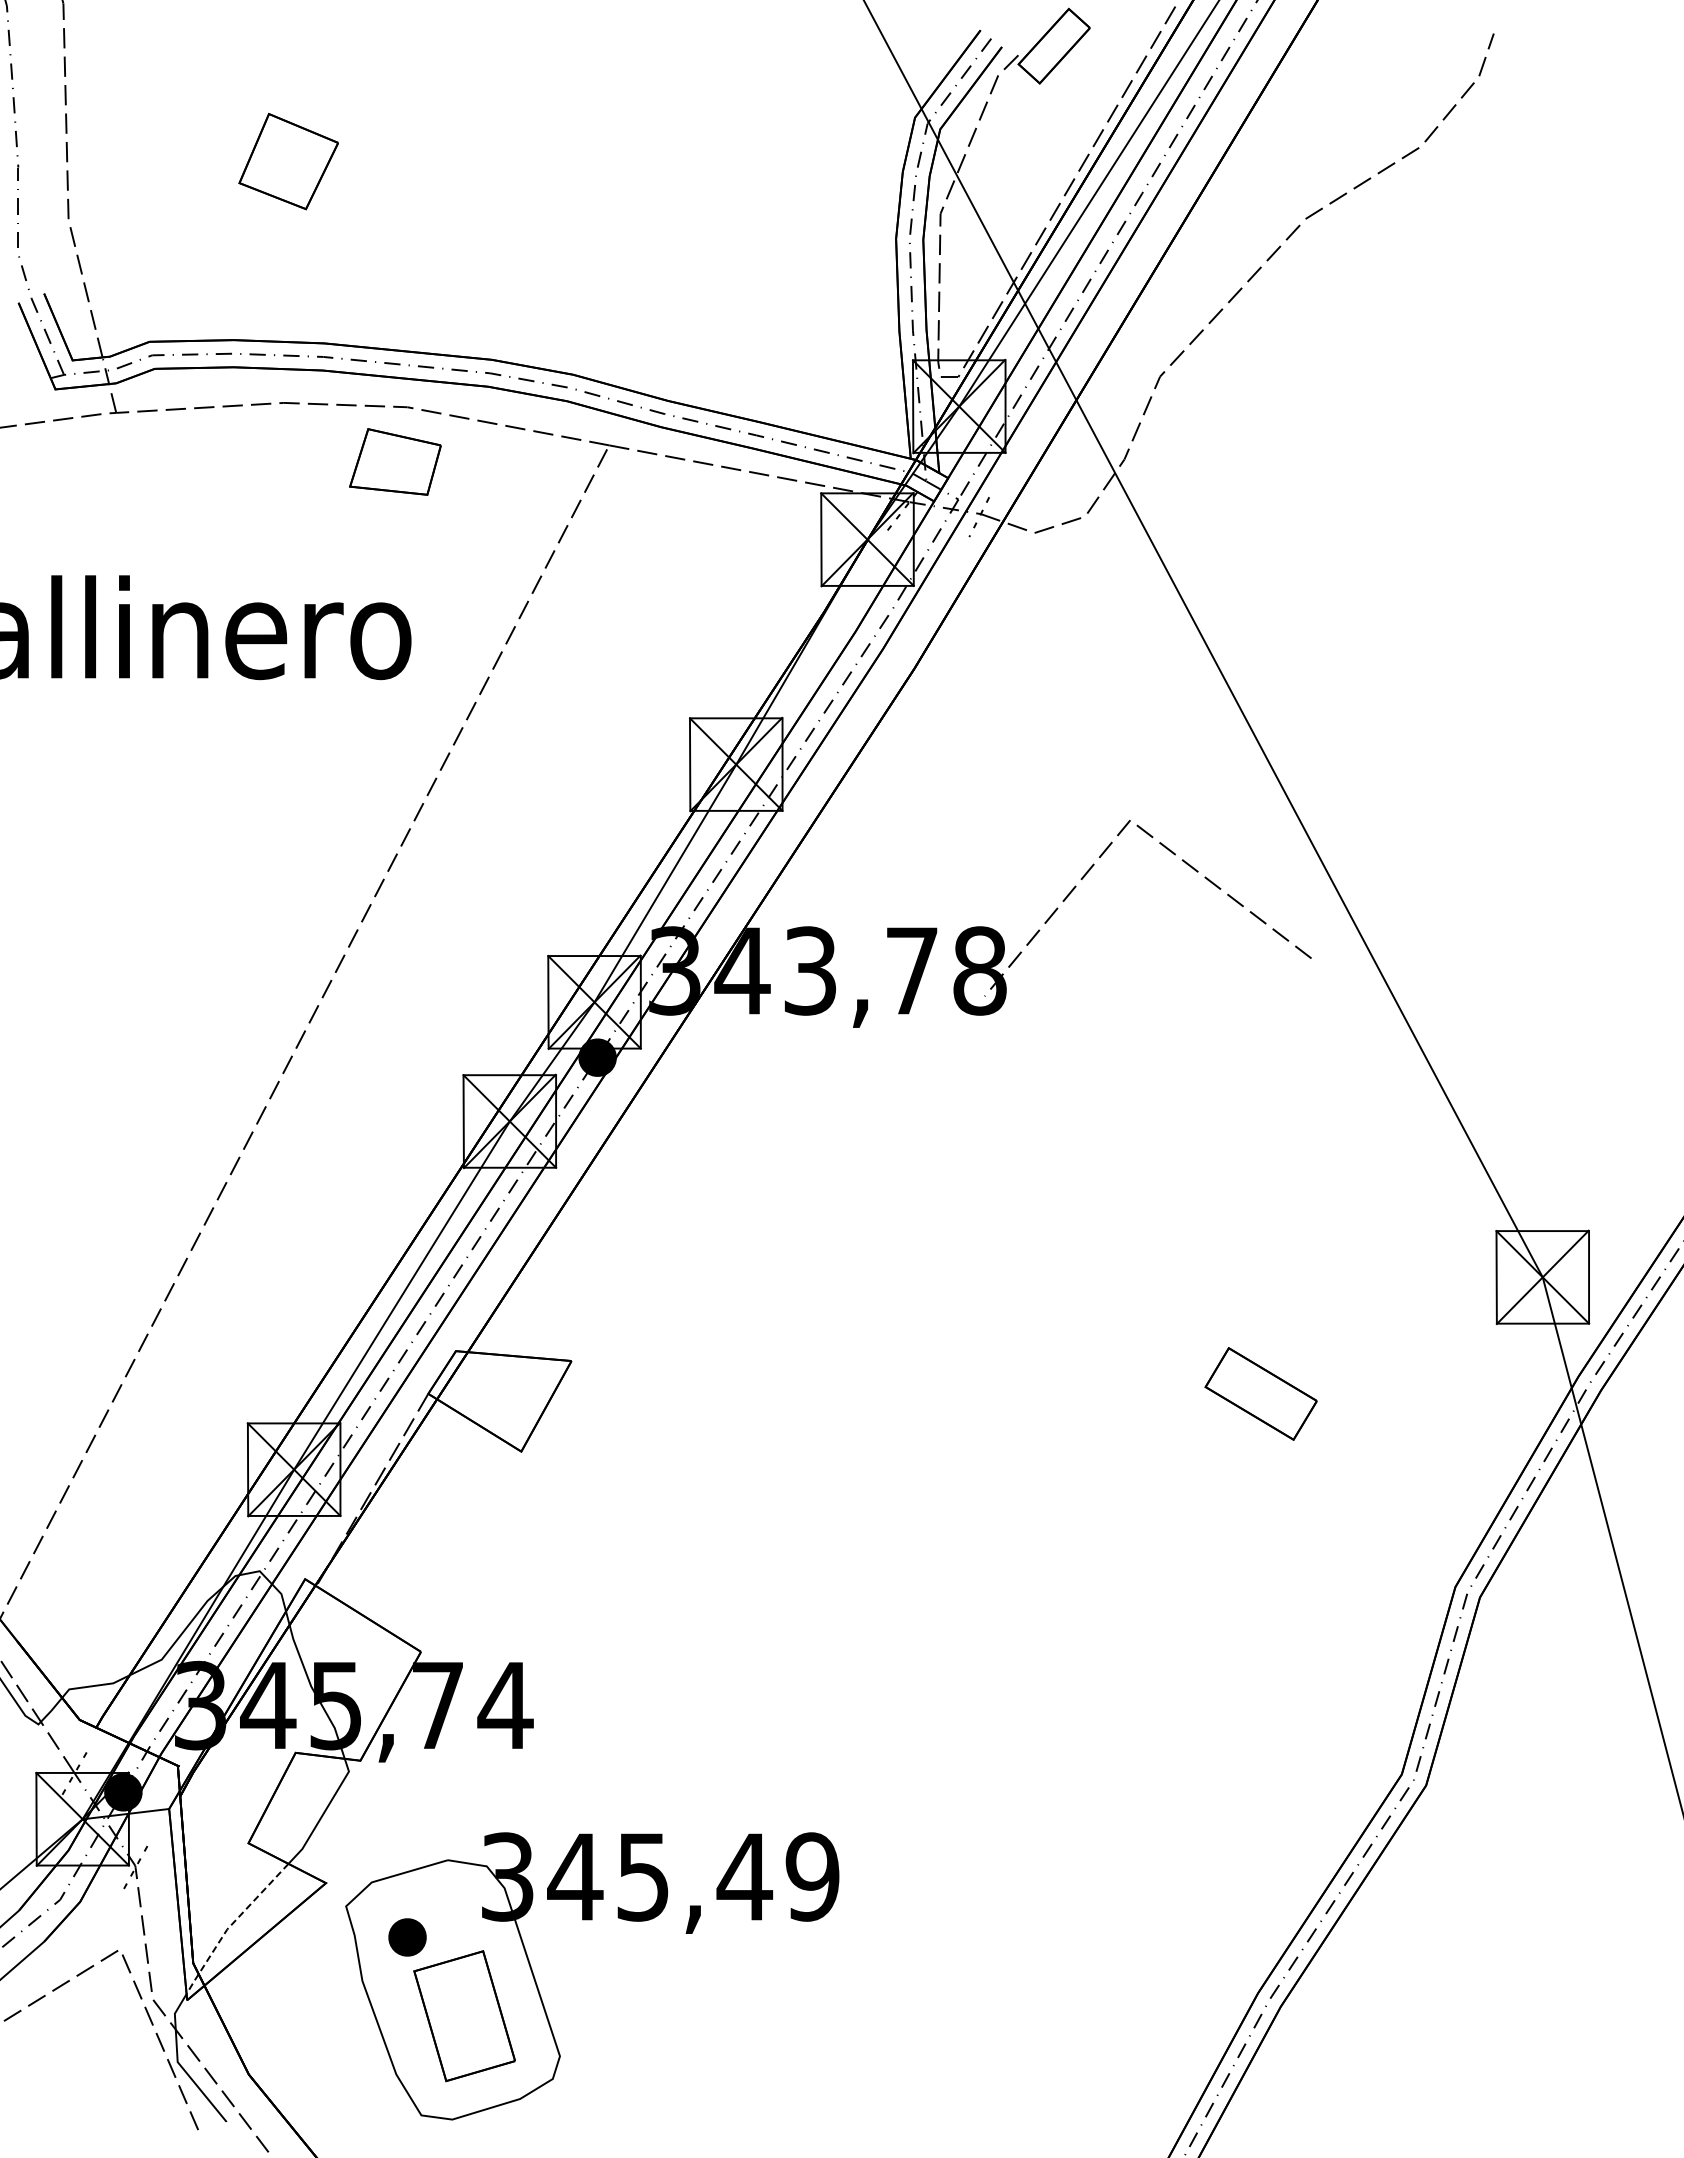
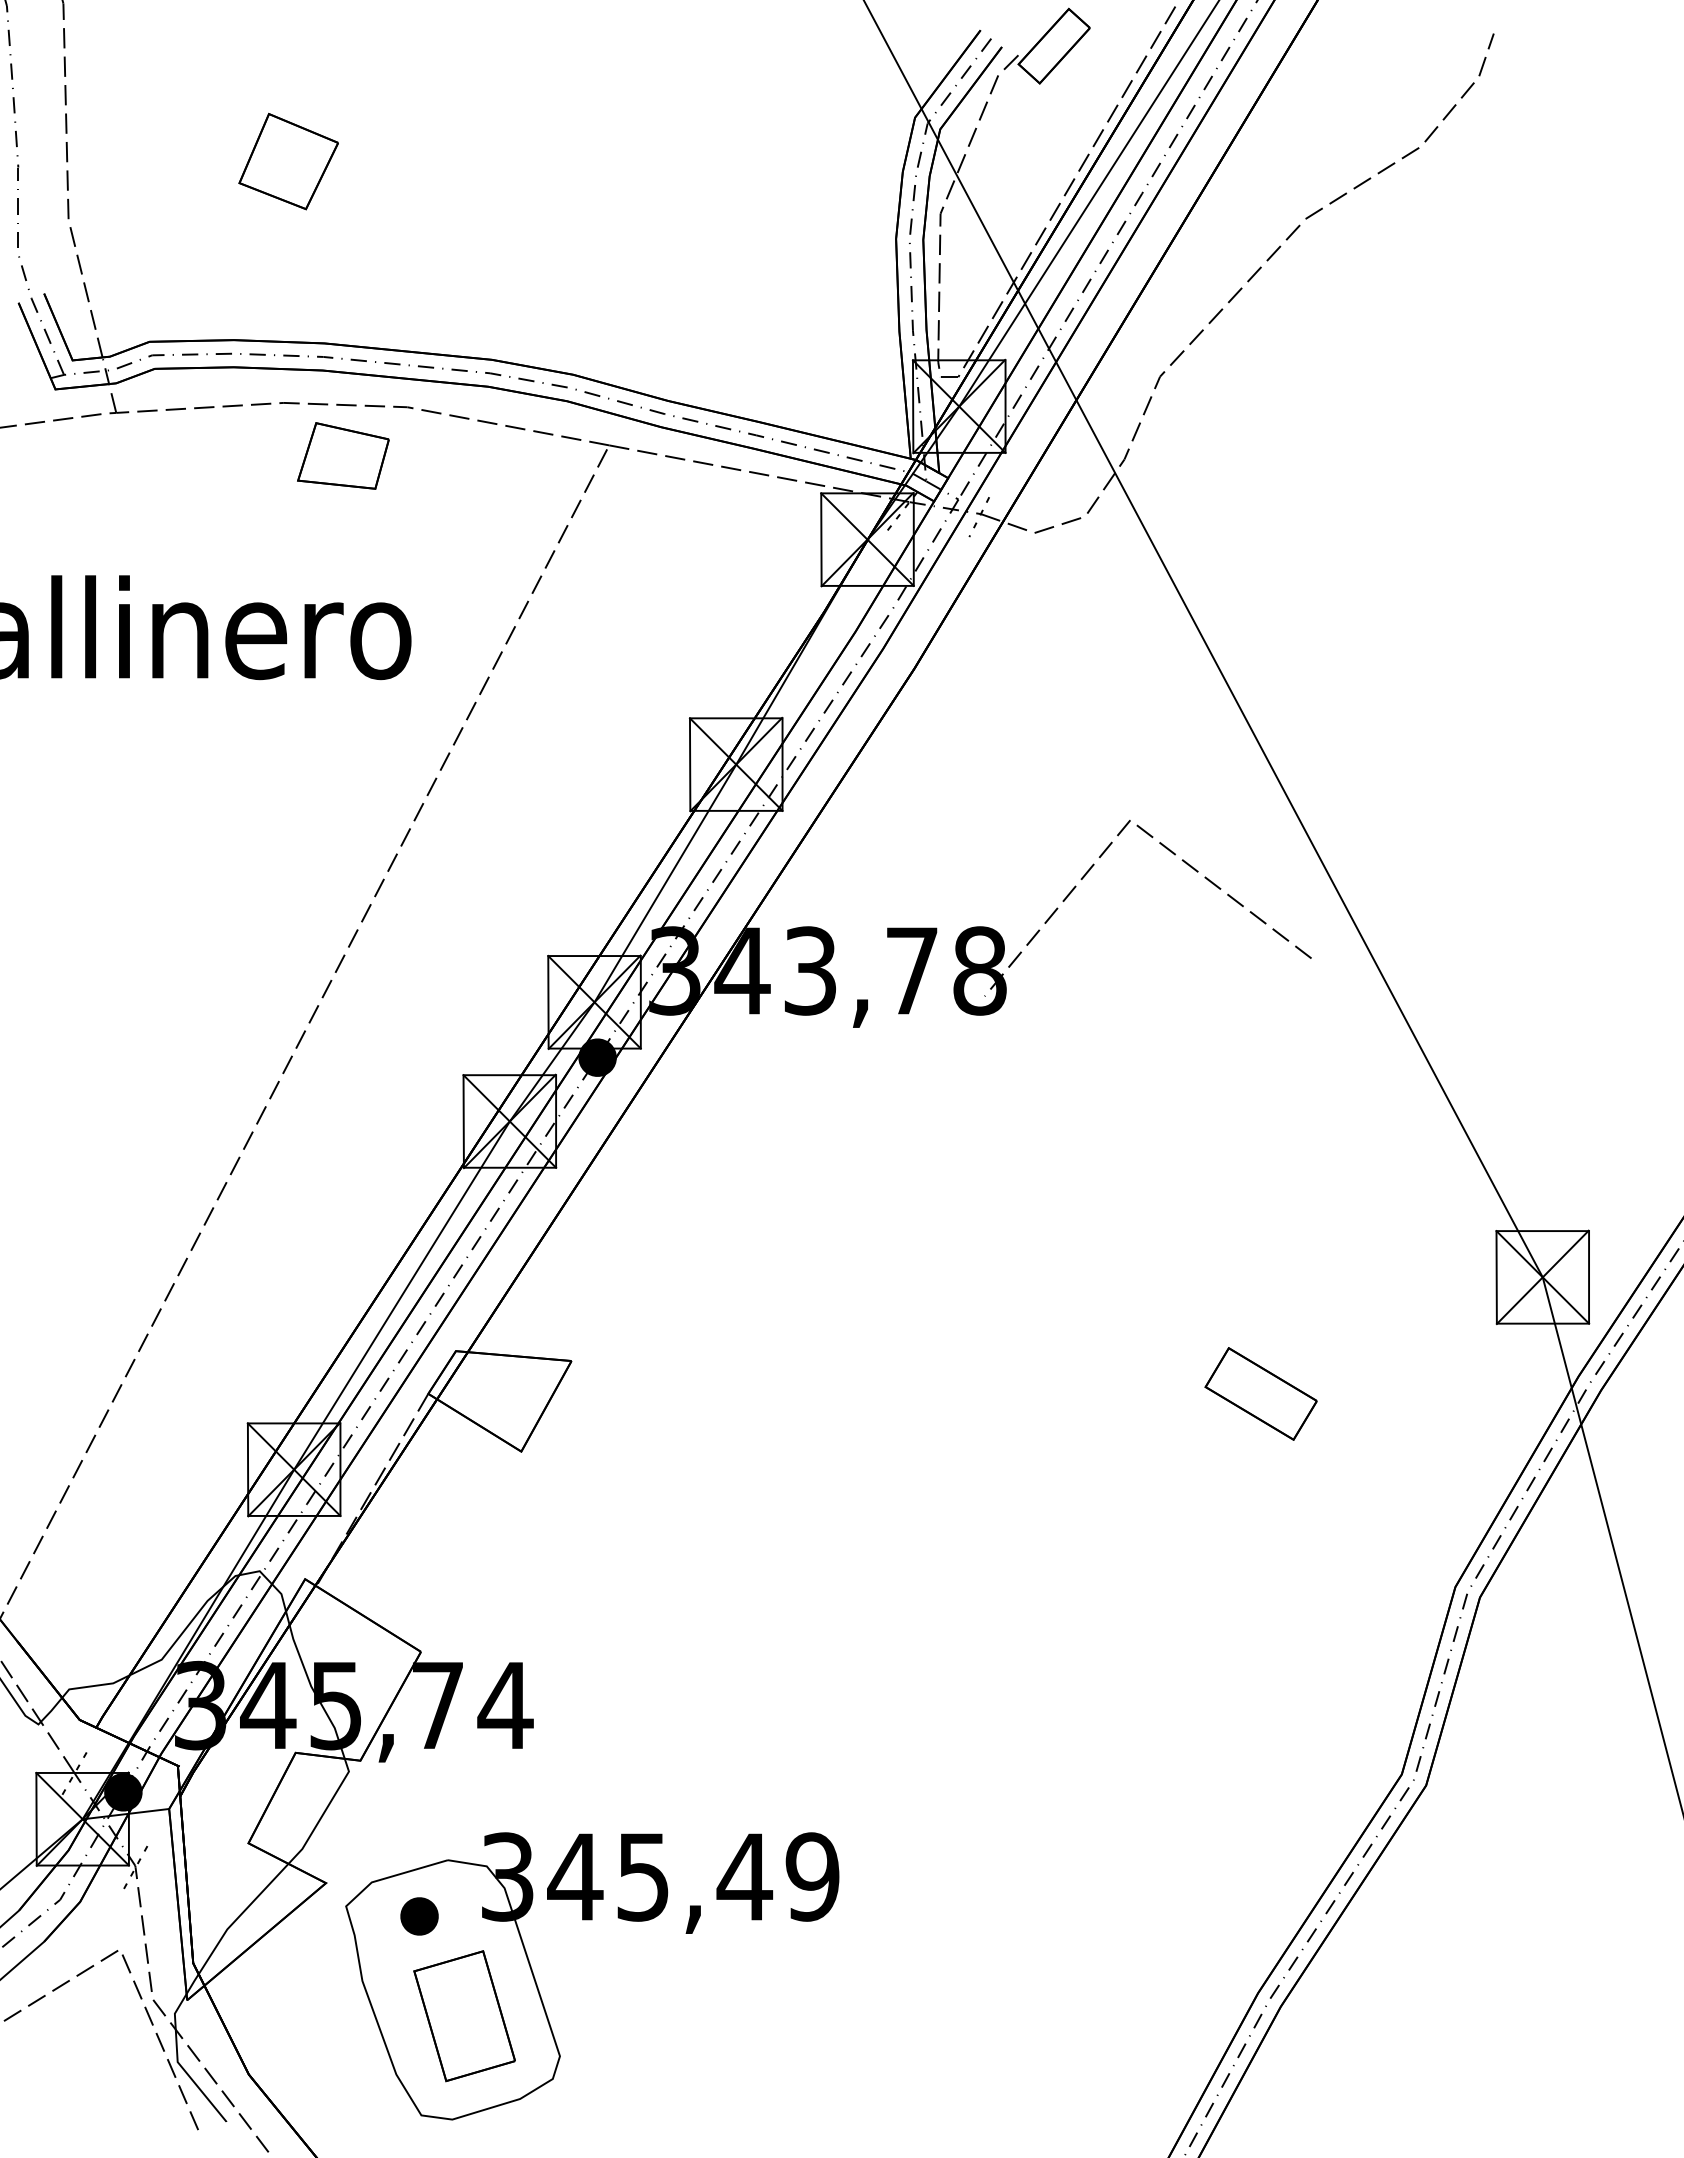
part position: (395, 461) -> (343, 455) (343, 455)
line: dashed -> solid (230, 1925)
part position: (407, 1937) -> (419, 1916) (419, 1916)
